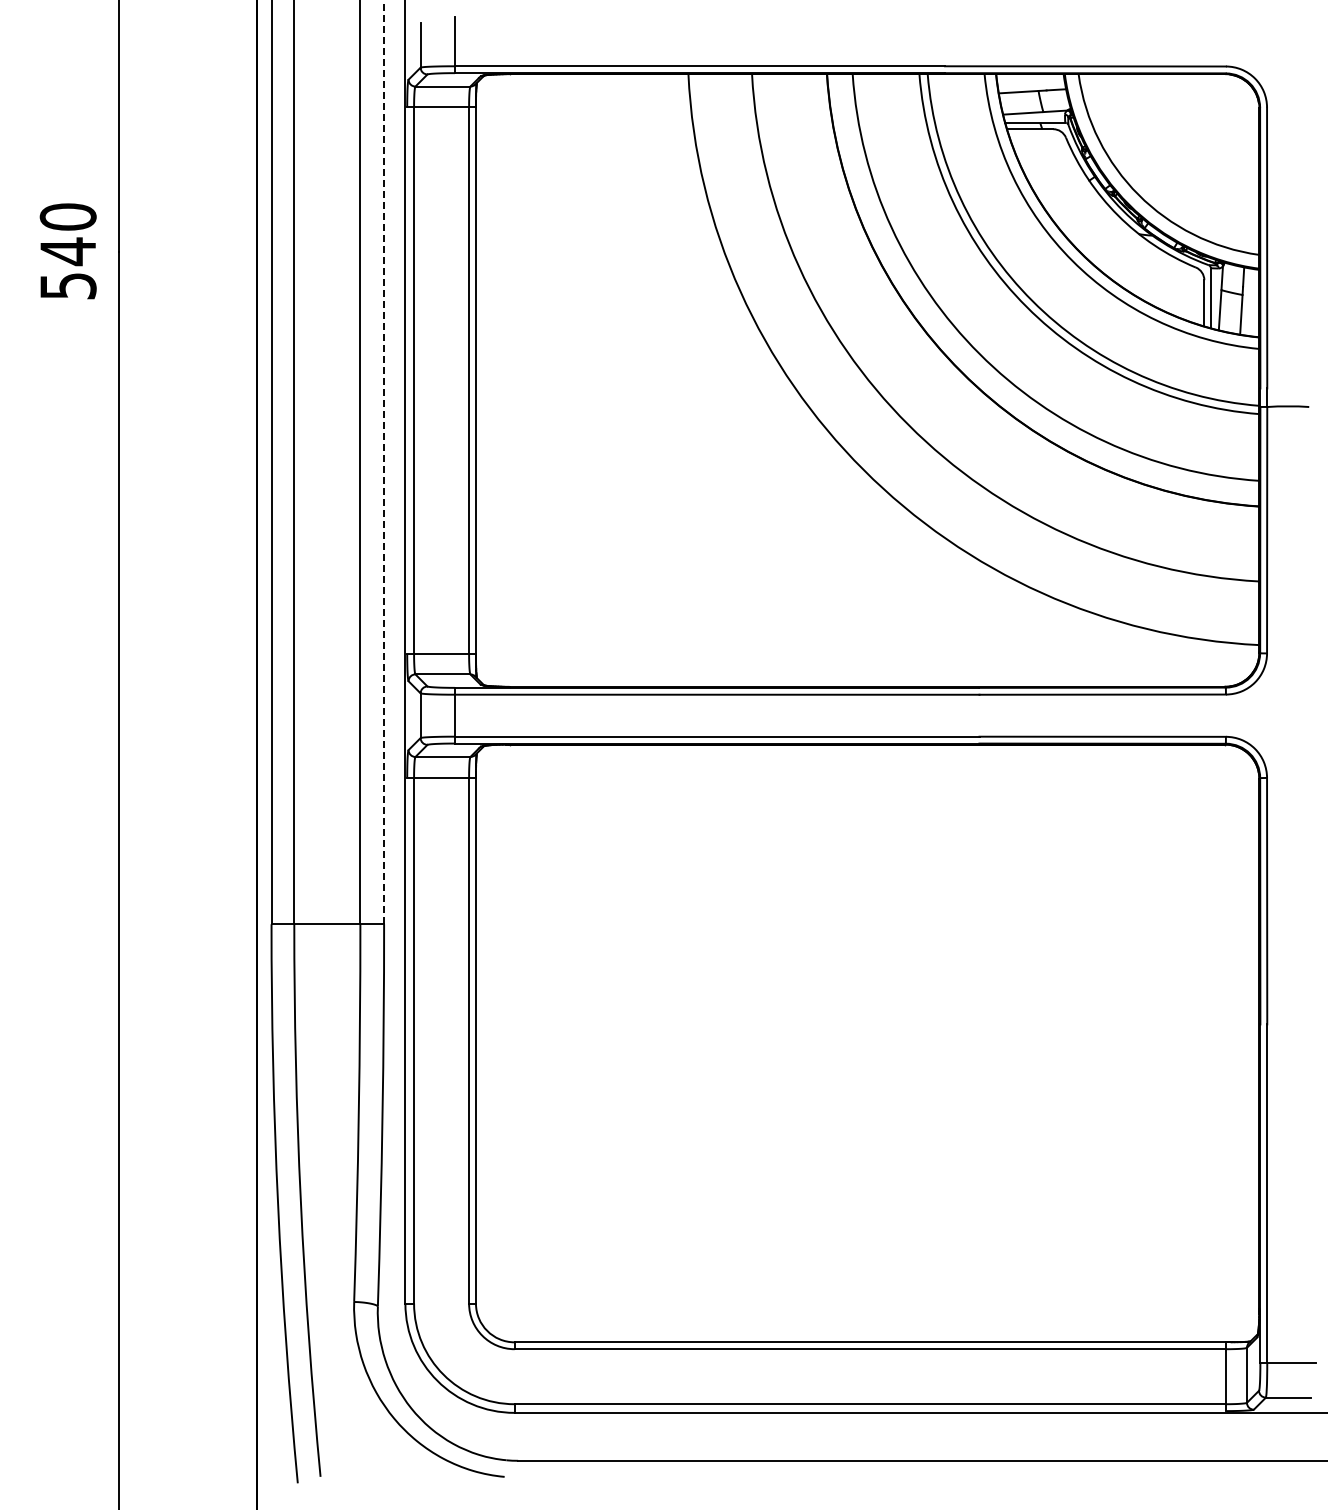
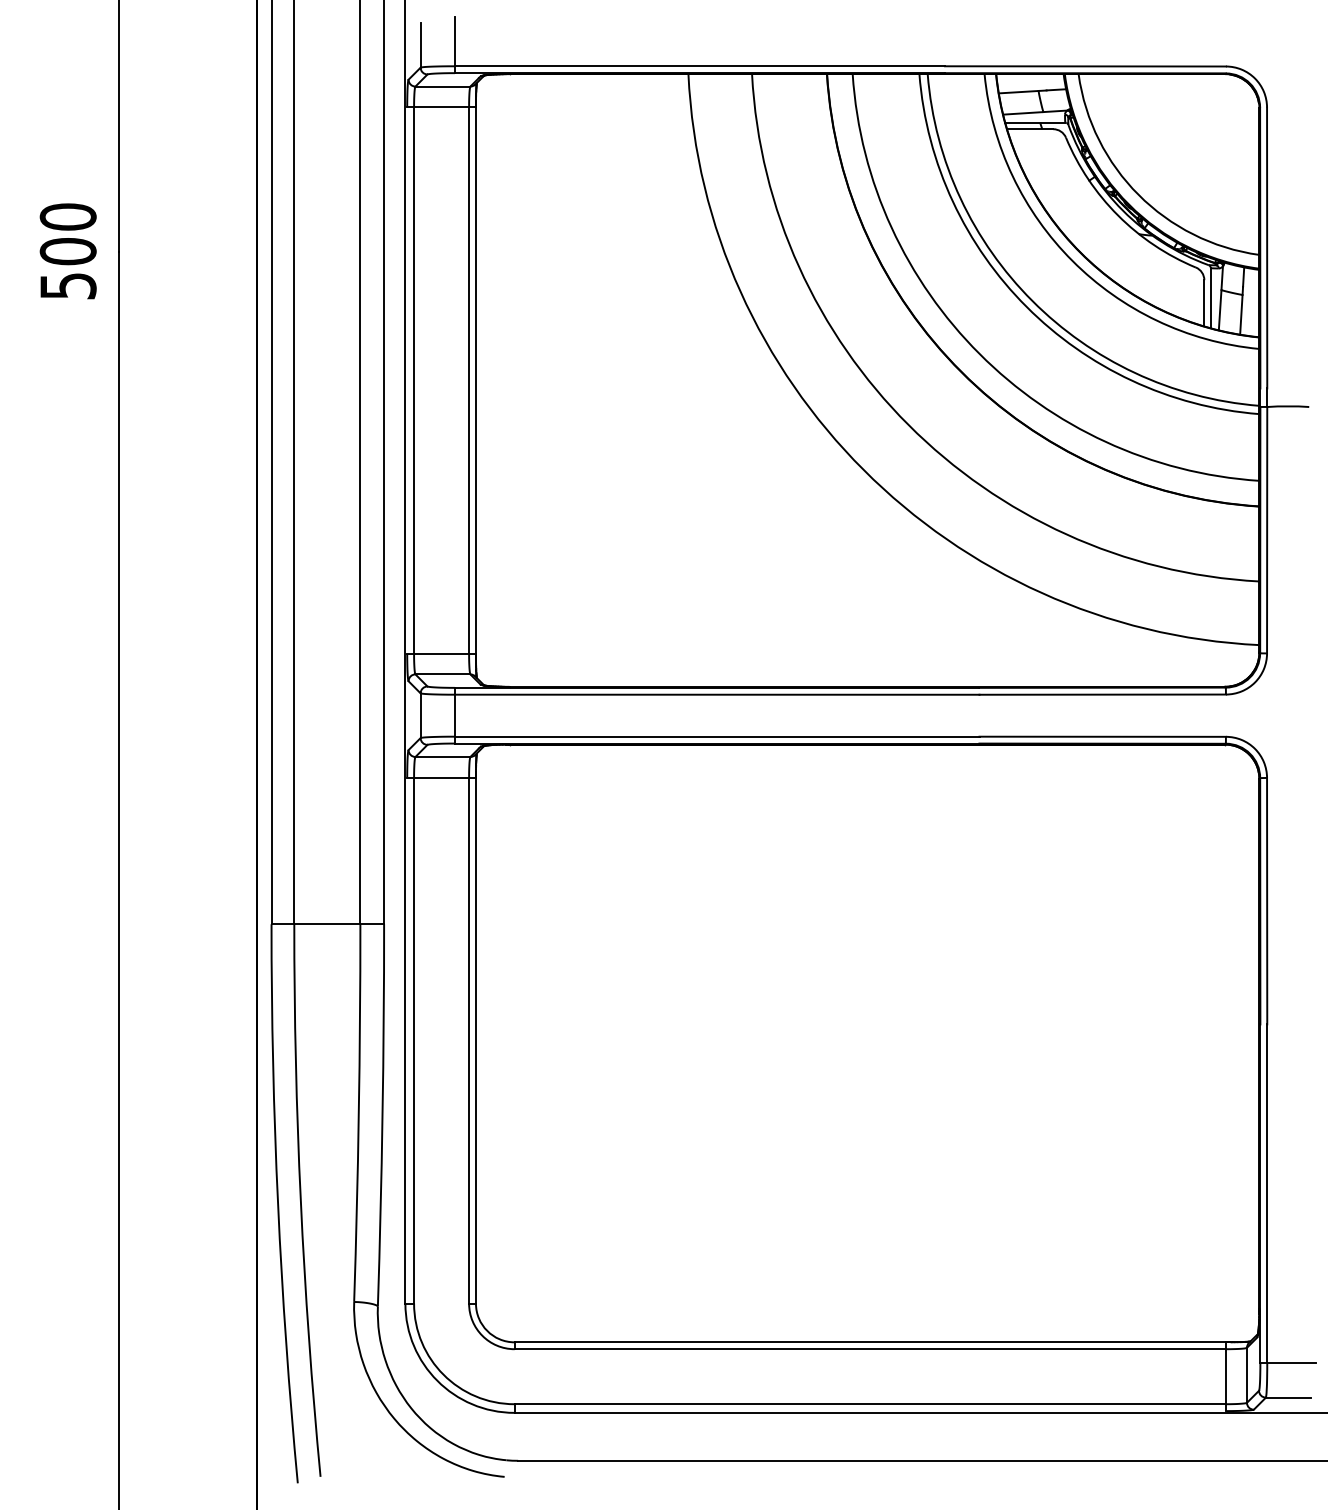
text: 540 -> 500 (67, 251)
line: dashed -> solid (384, 462)
